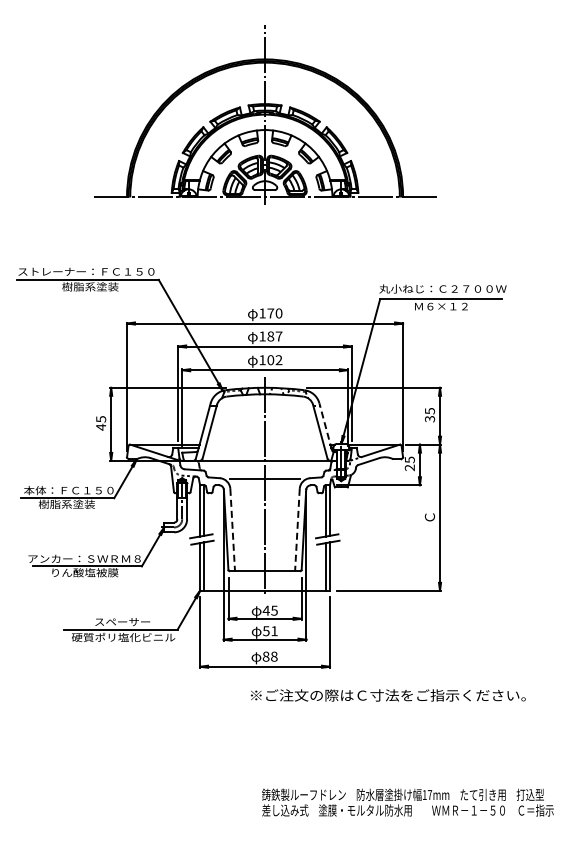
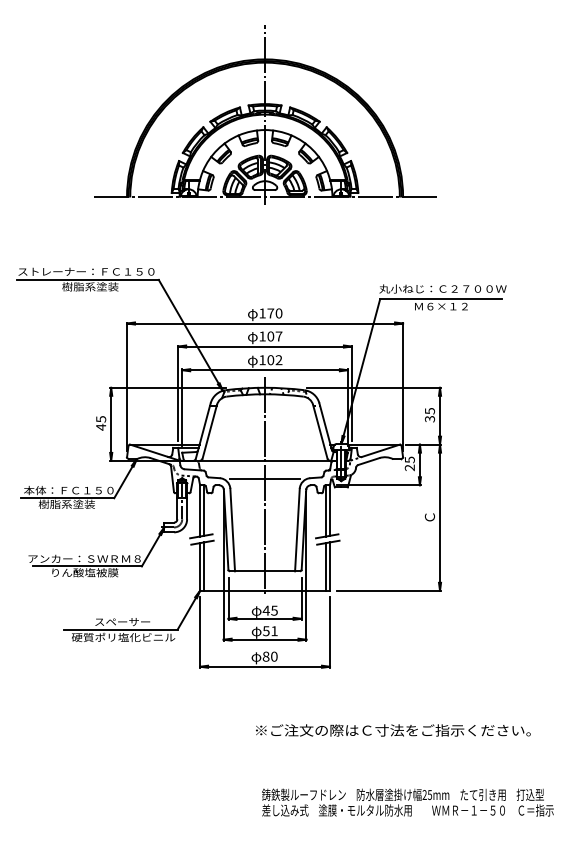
text: 187 -> 107 (270, 336)
line: dashed -> solid (325, 426)
line: dashed -> solid (232, 530)
line: dashed -> solid (297, 530)
text: 88 -> 80 (274, 656)
text position: (388, 695) -> (393, 730) (393, 730)
text: 17mm -> 25mm (427, 795)
